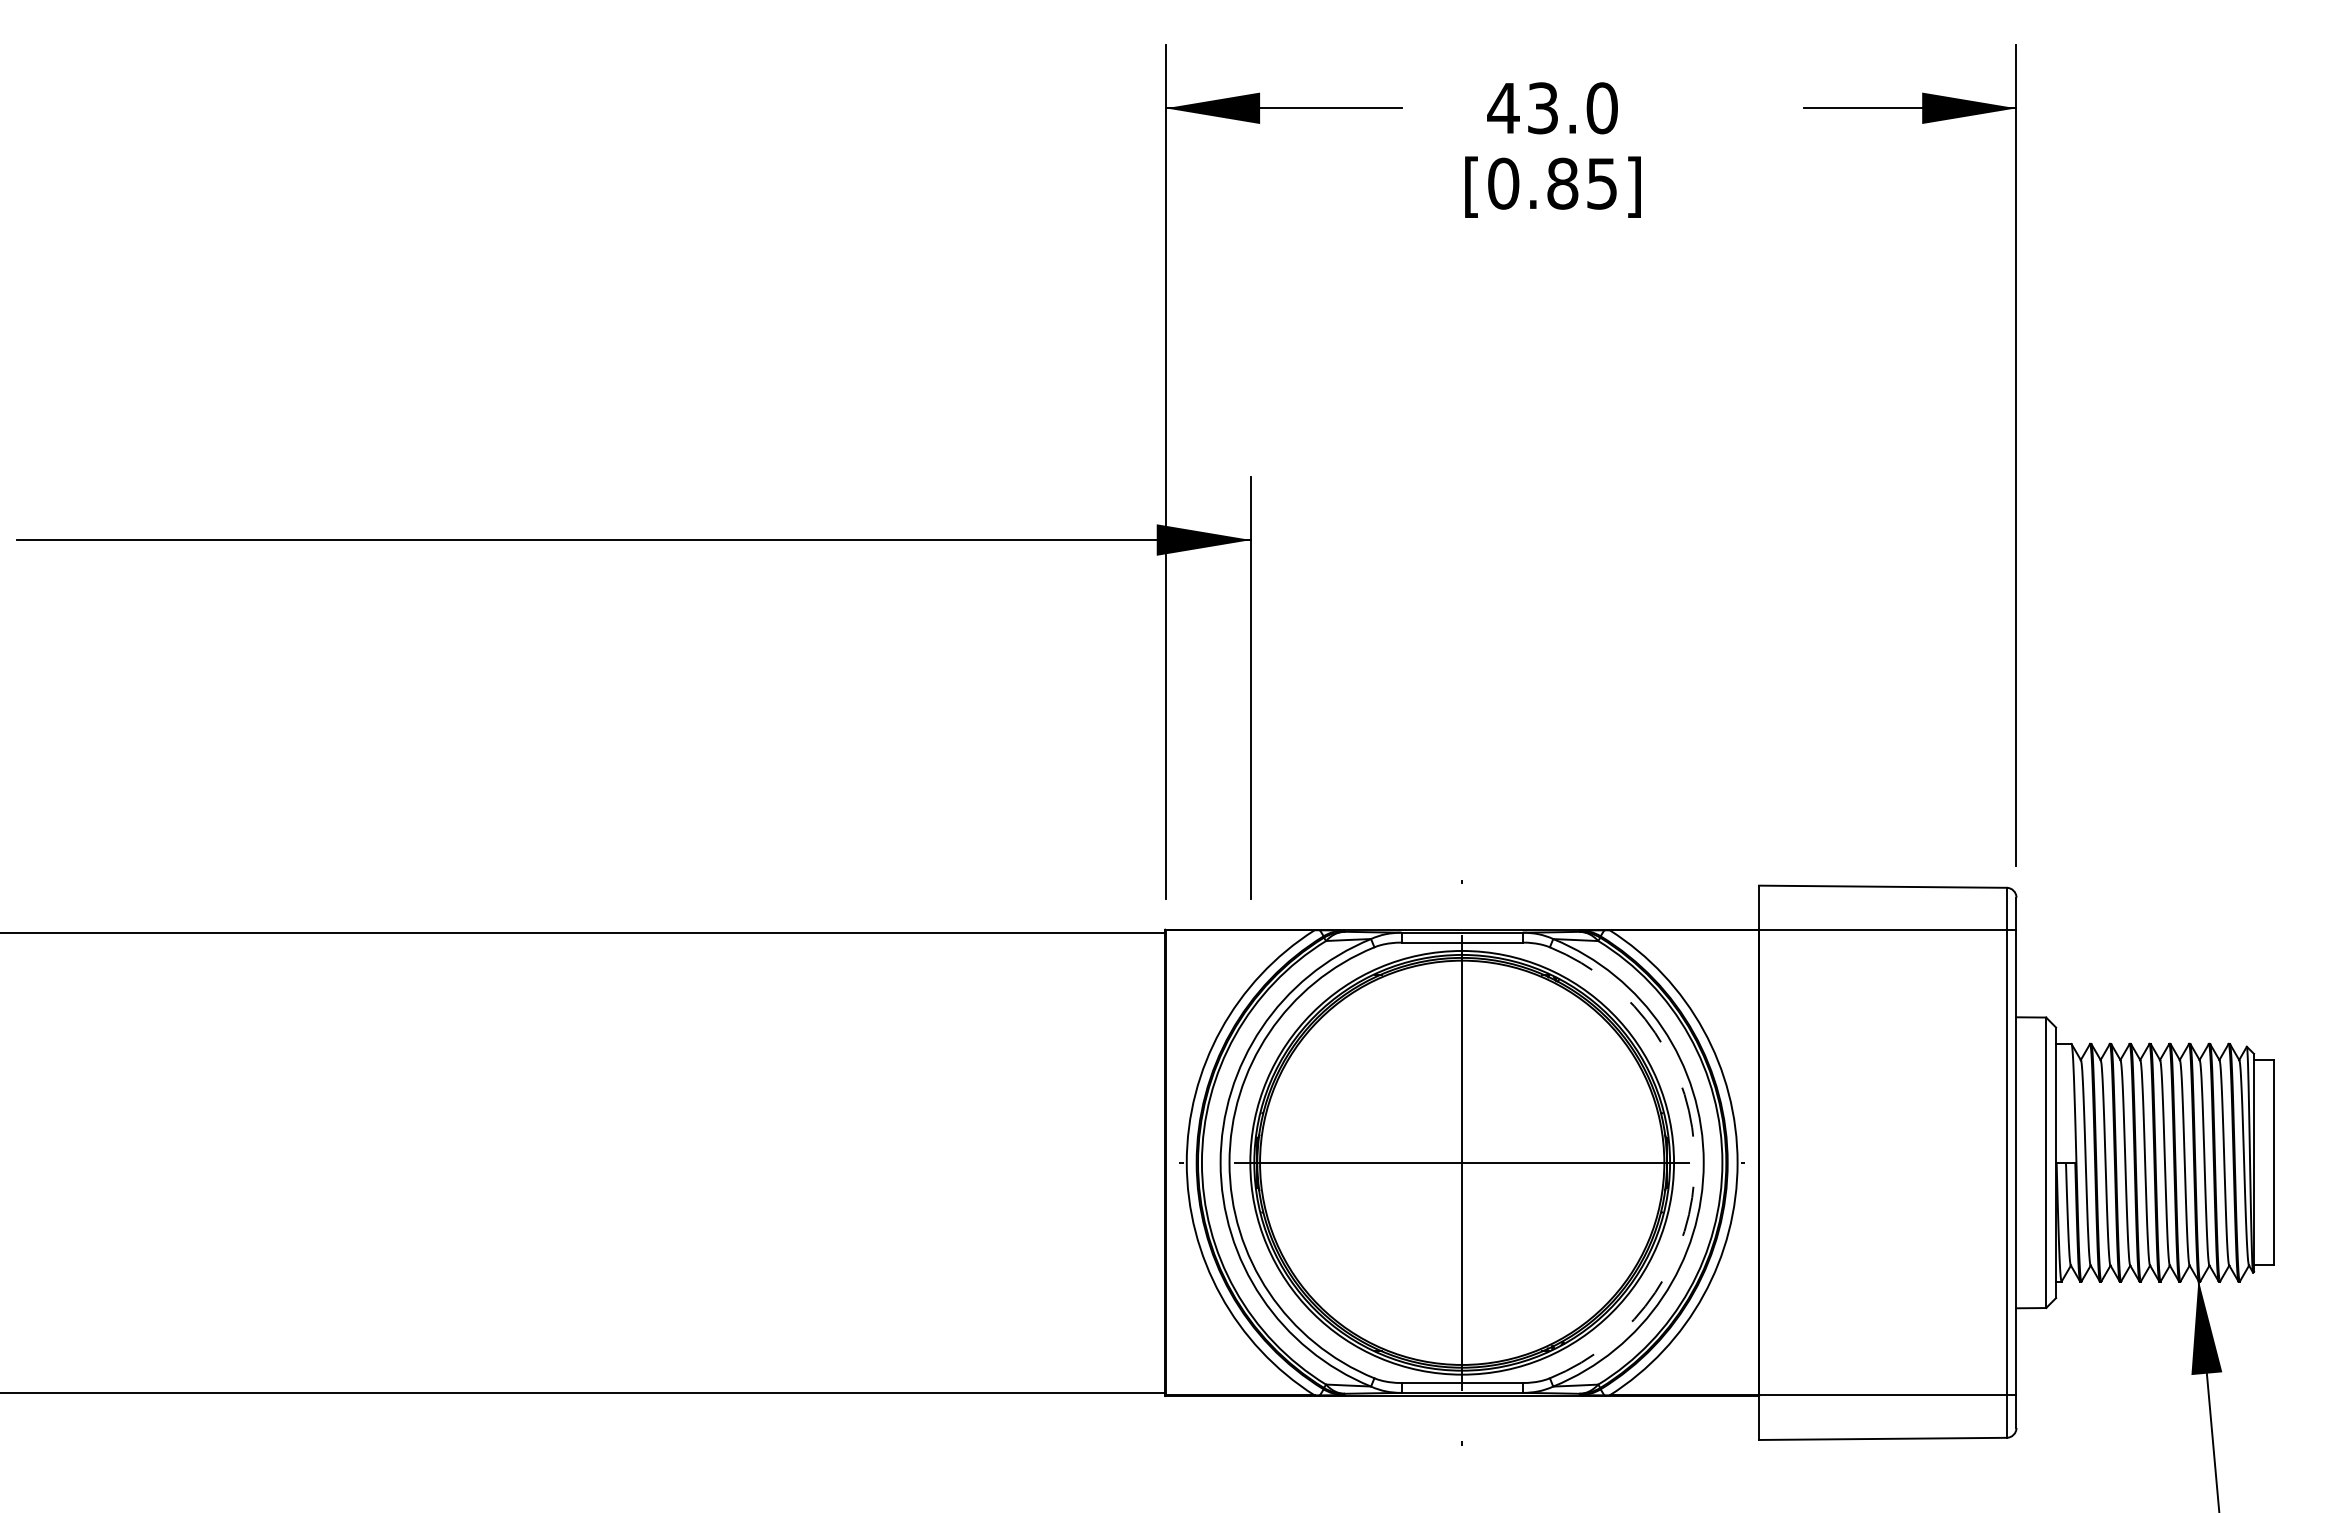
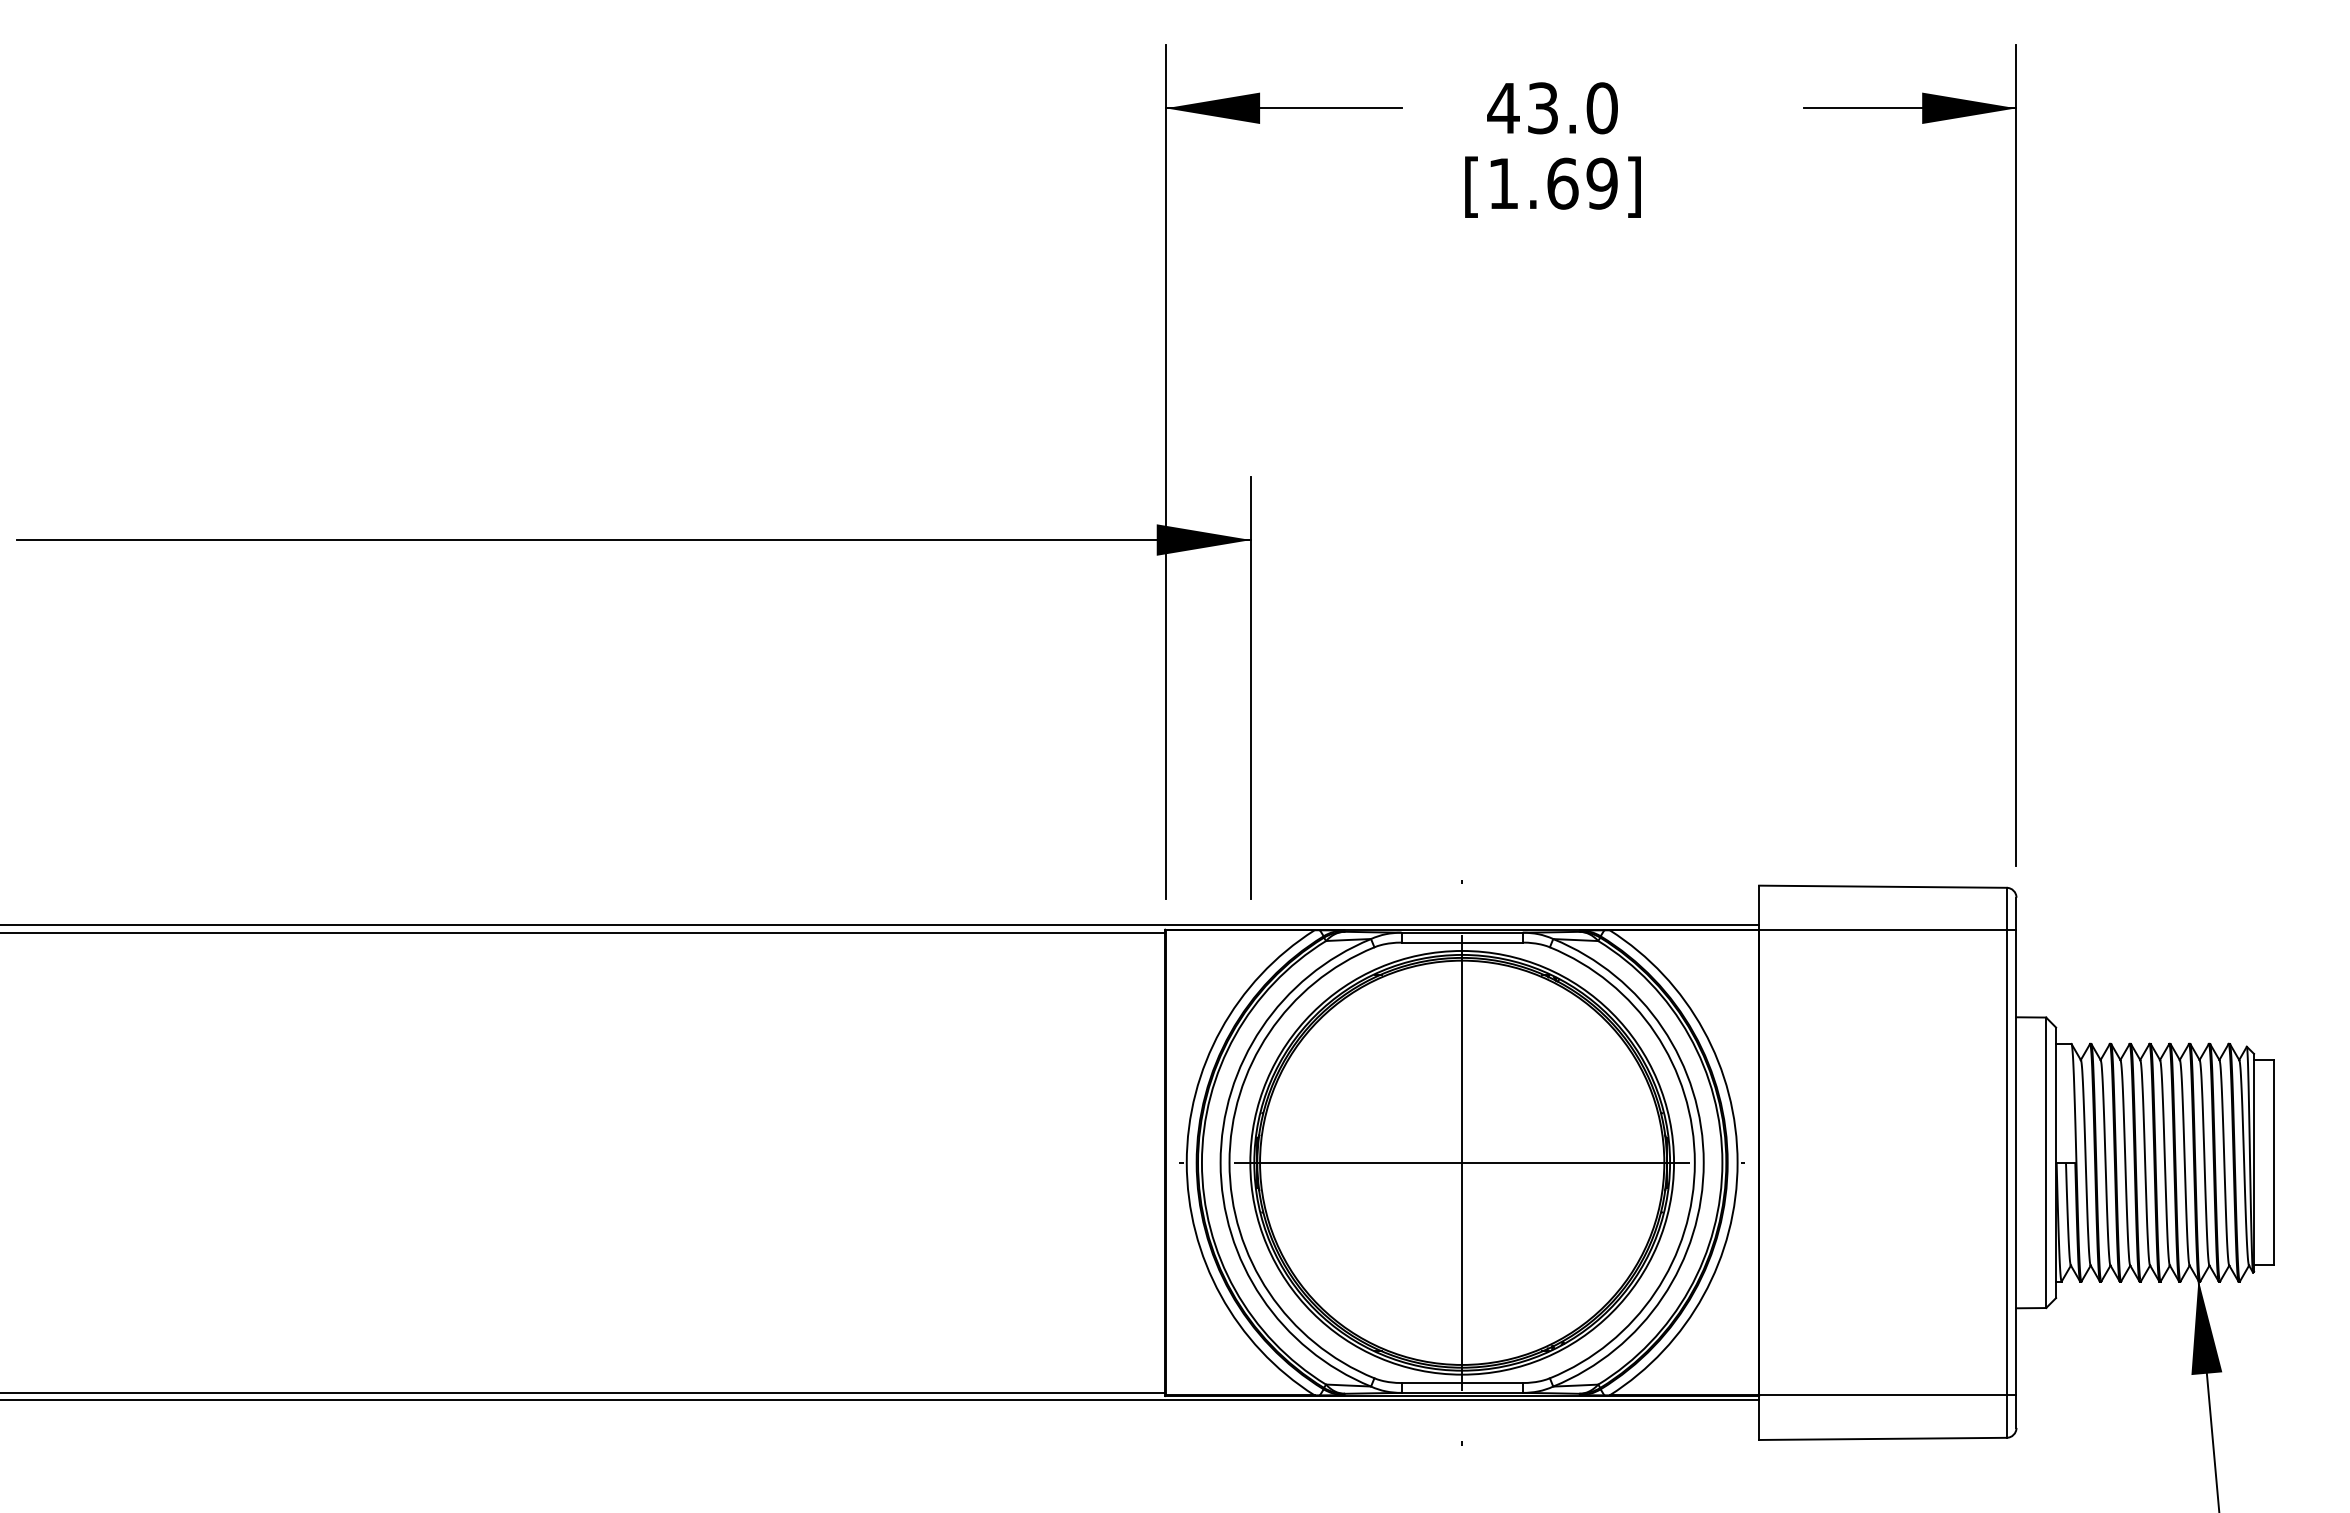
text: [0.85] -> [1.69] (1552, 183)
line: none -> present (880, 925)
arc: dashed -> solid (1694, 1162)
line: none -> present (880, 1400)
